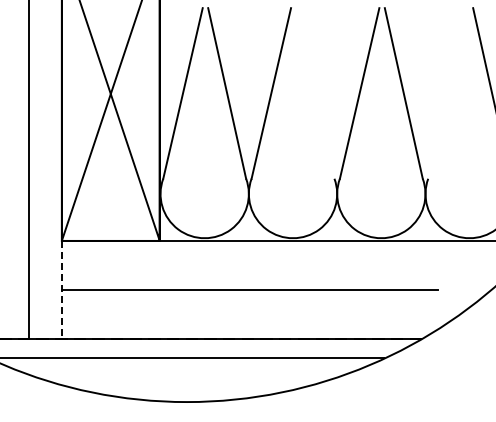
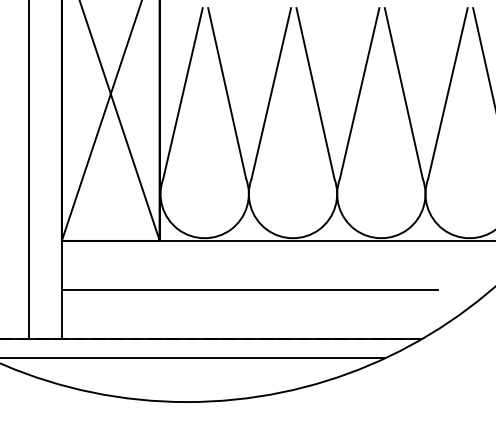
line: none -> present (315, 93)
line: none -> present (447, 93)
line: dashed -> solid (61, 289)
